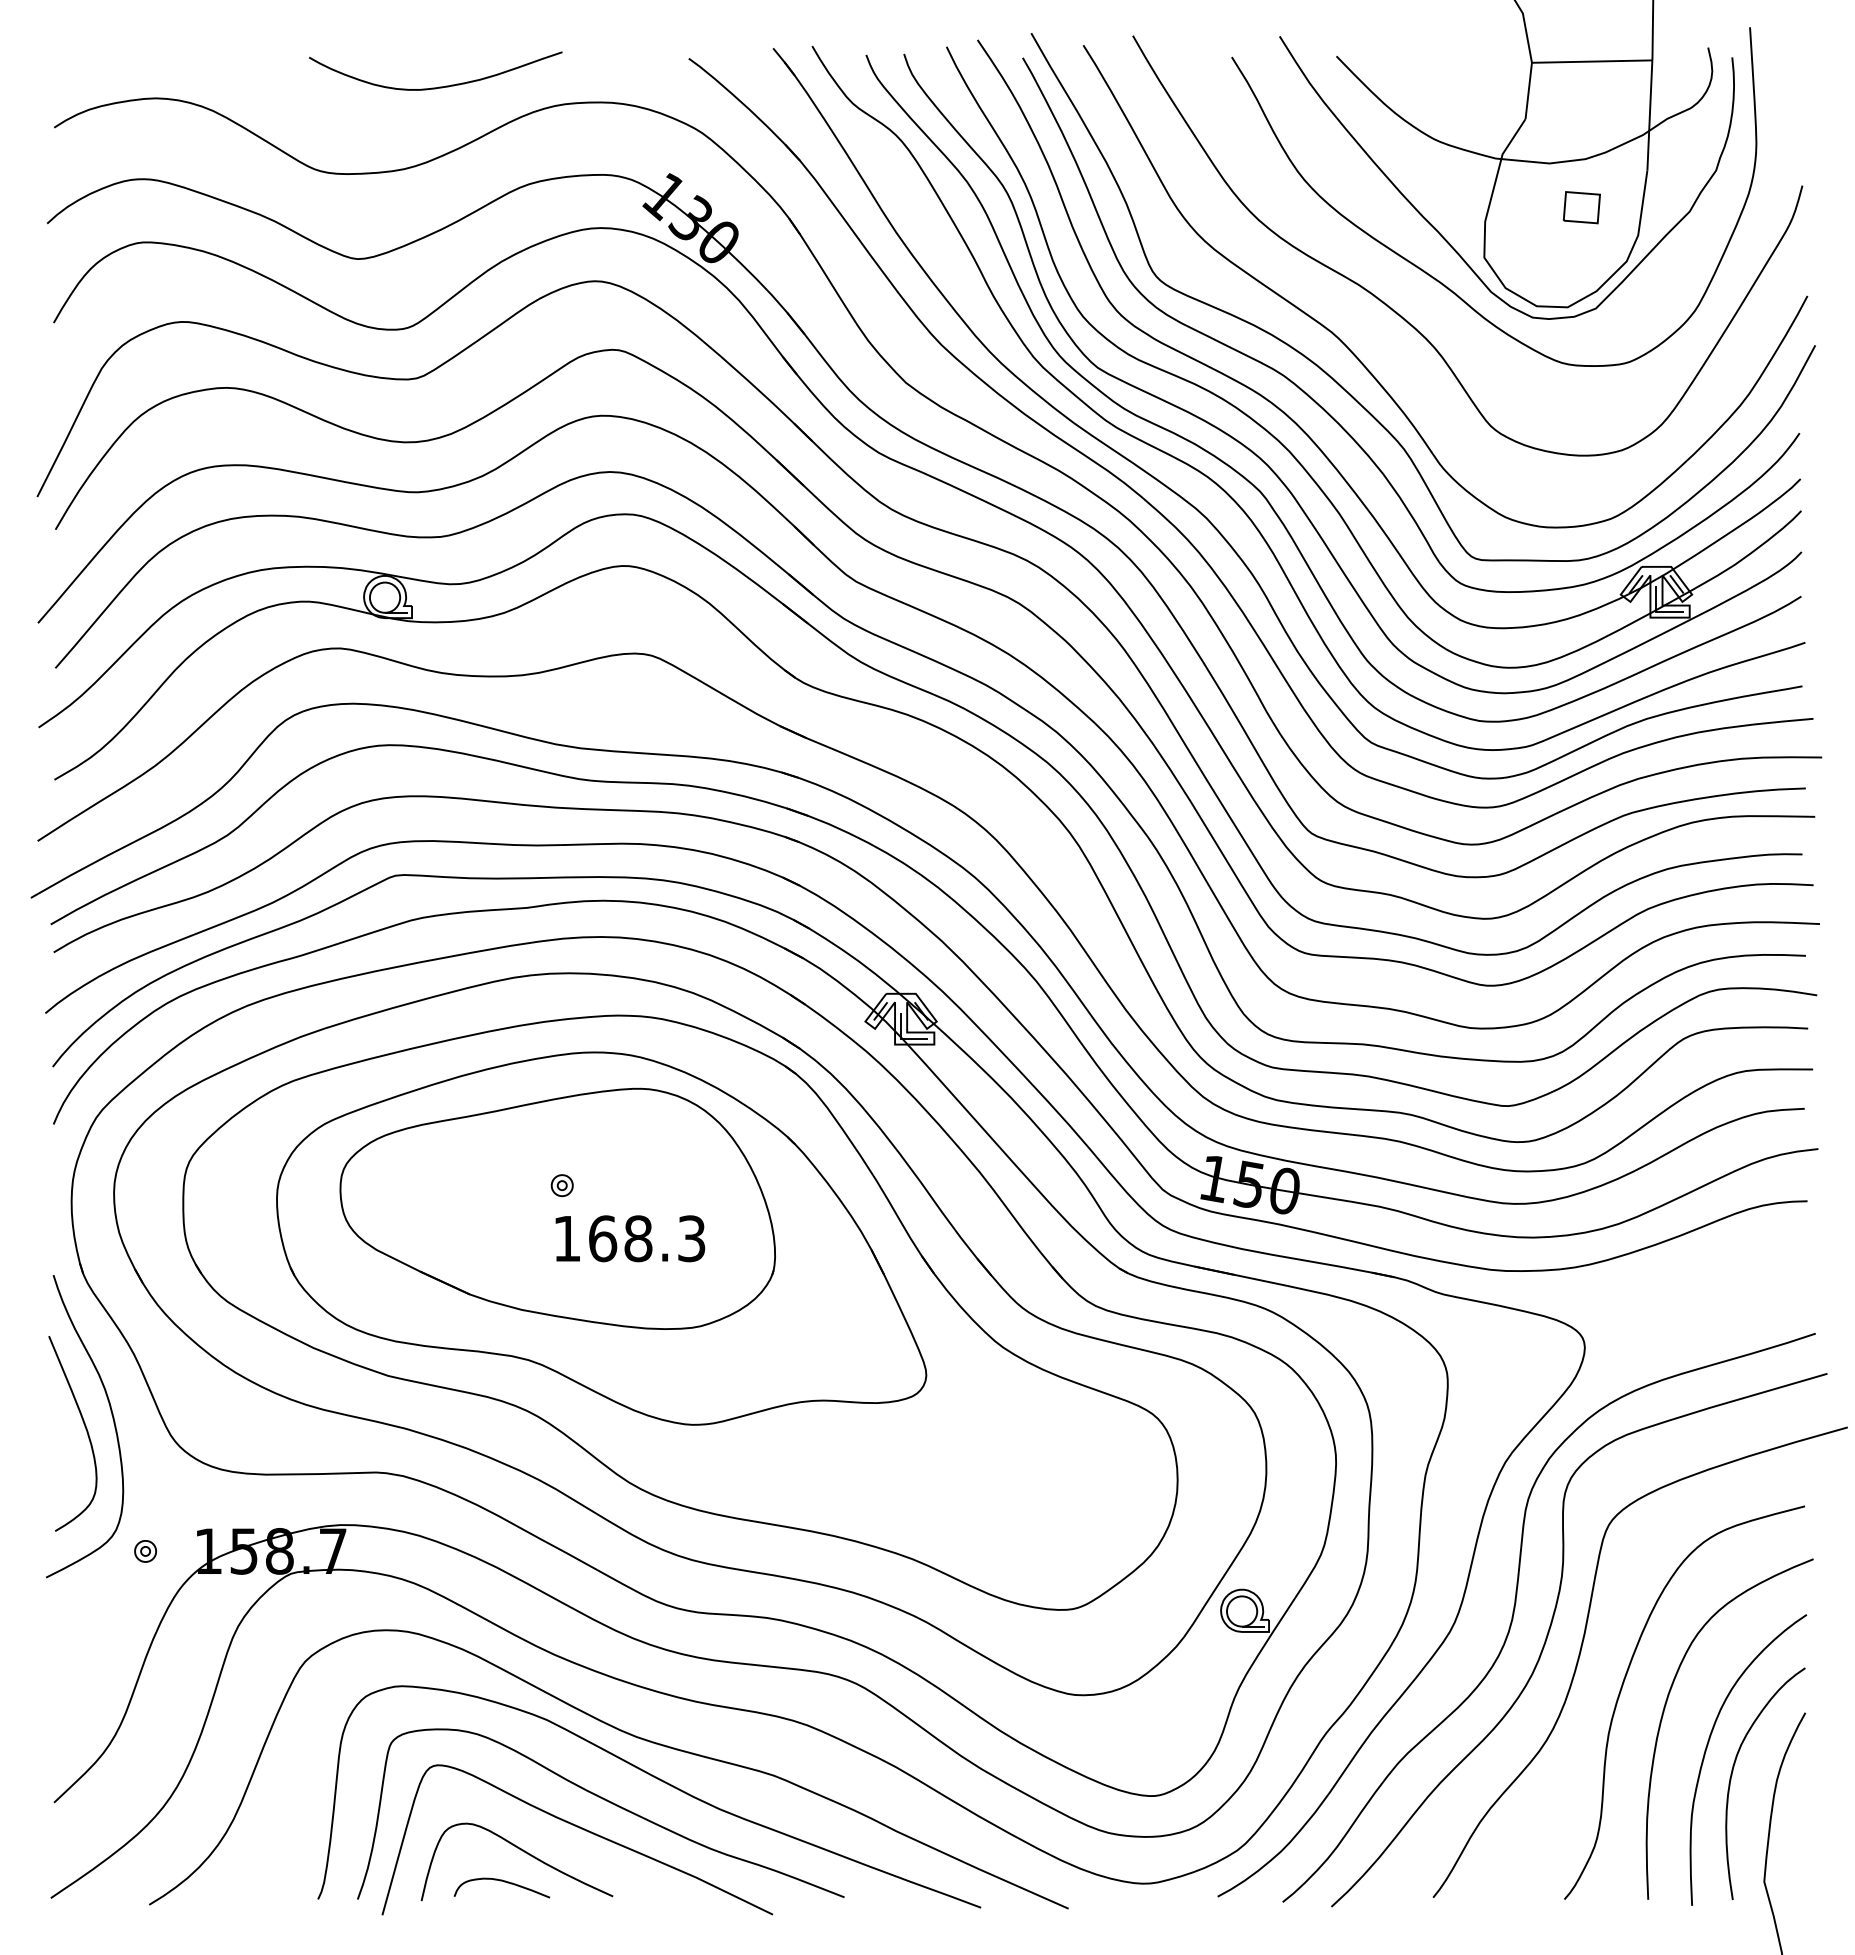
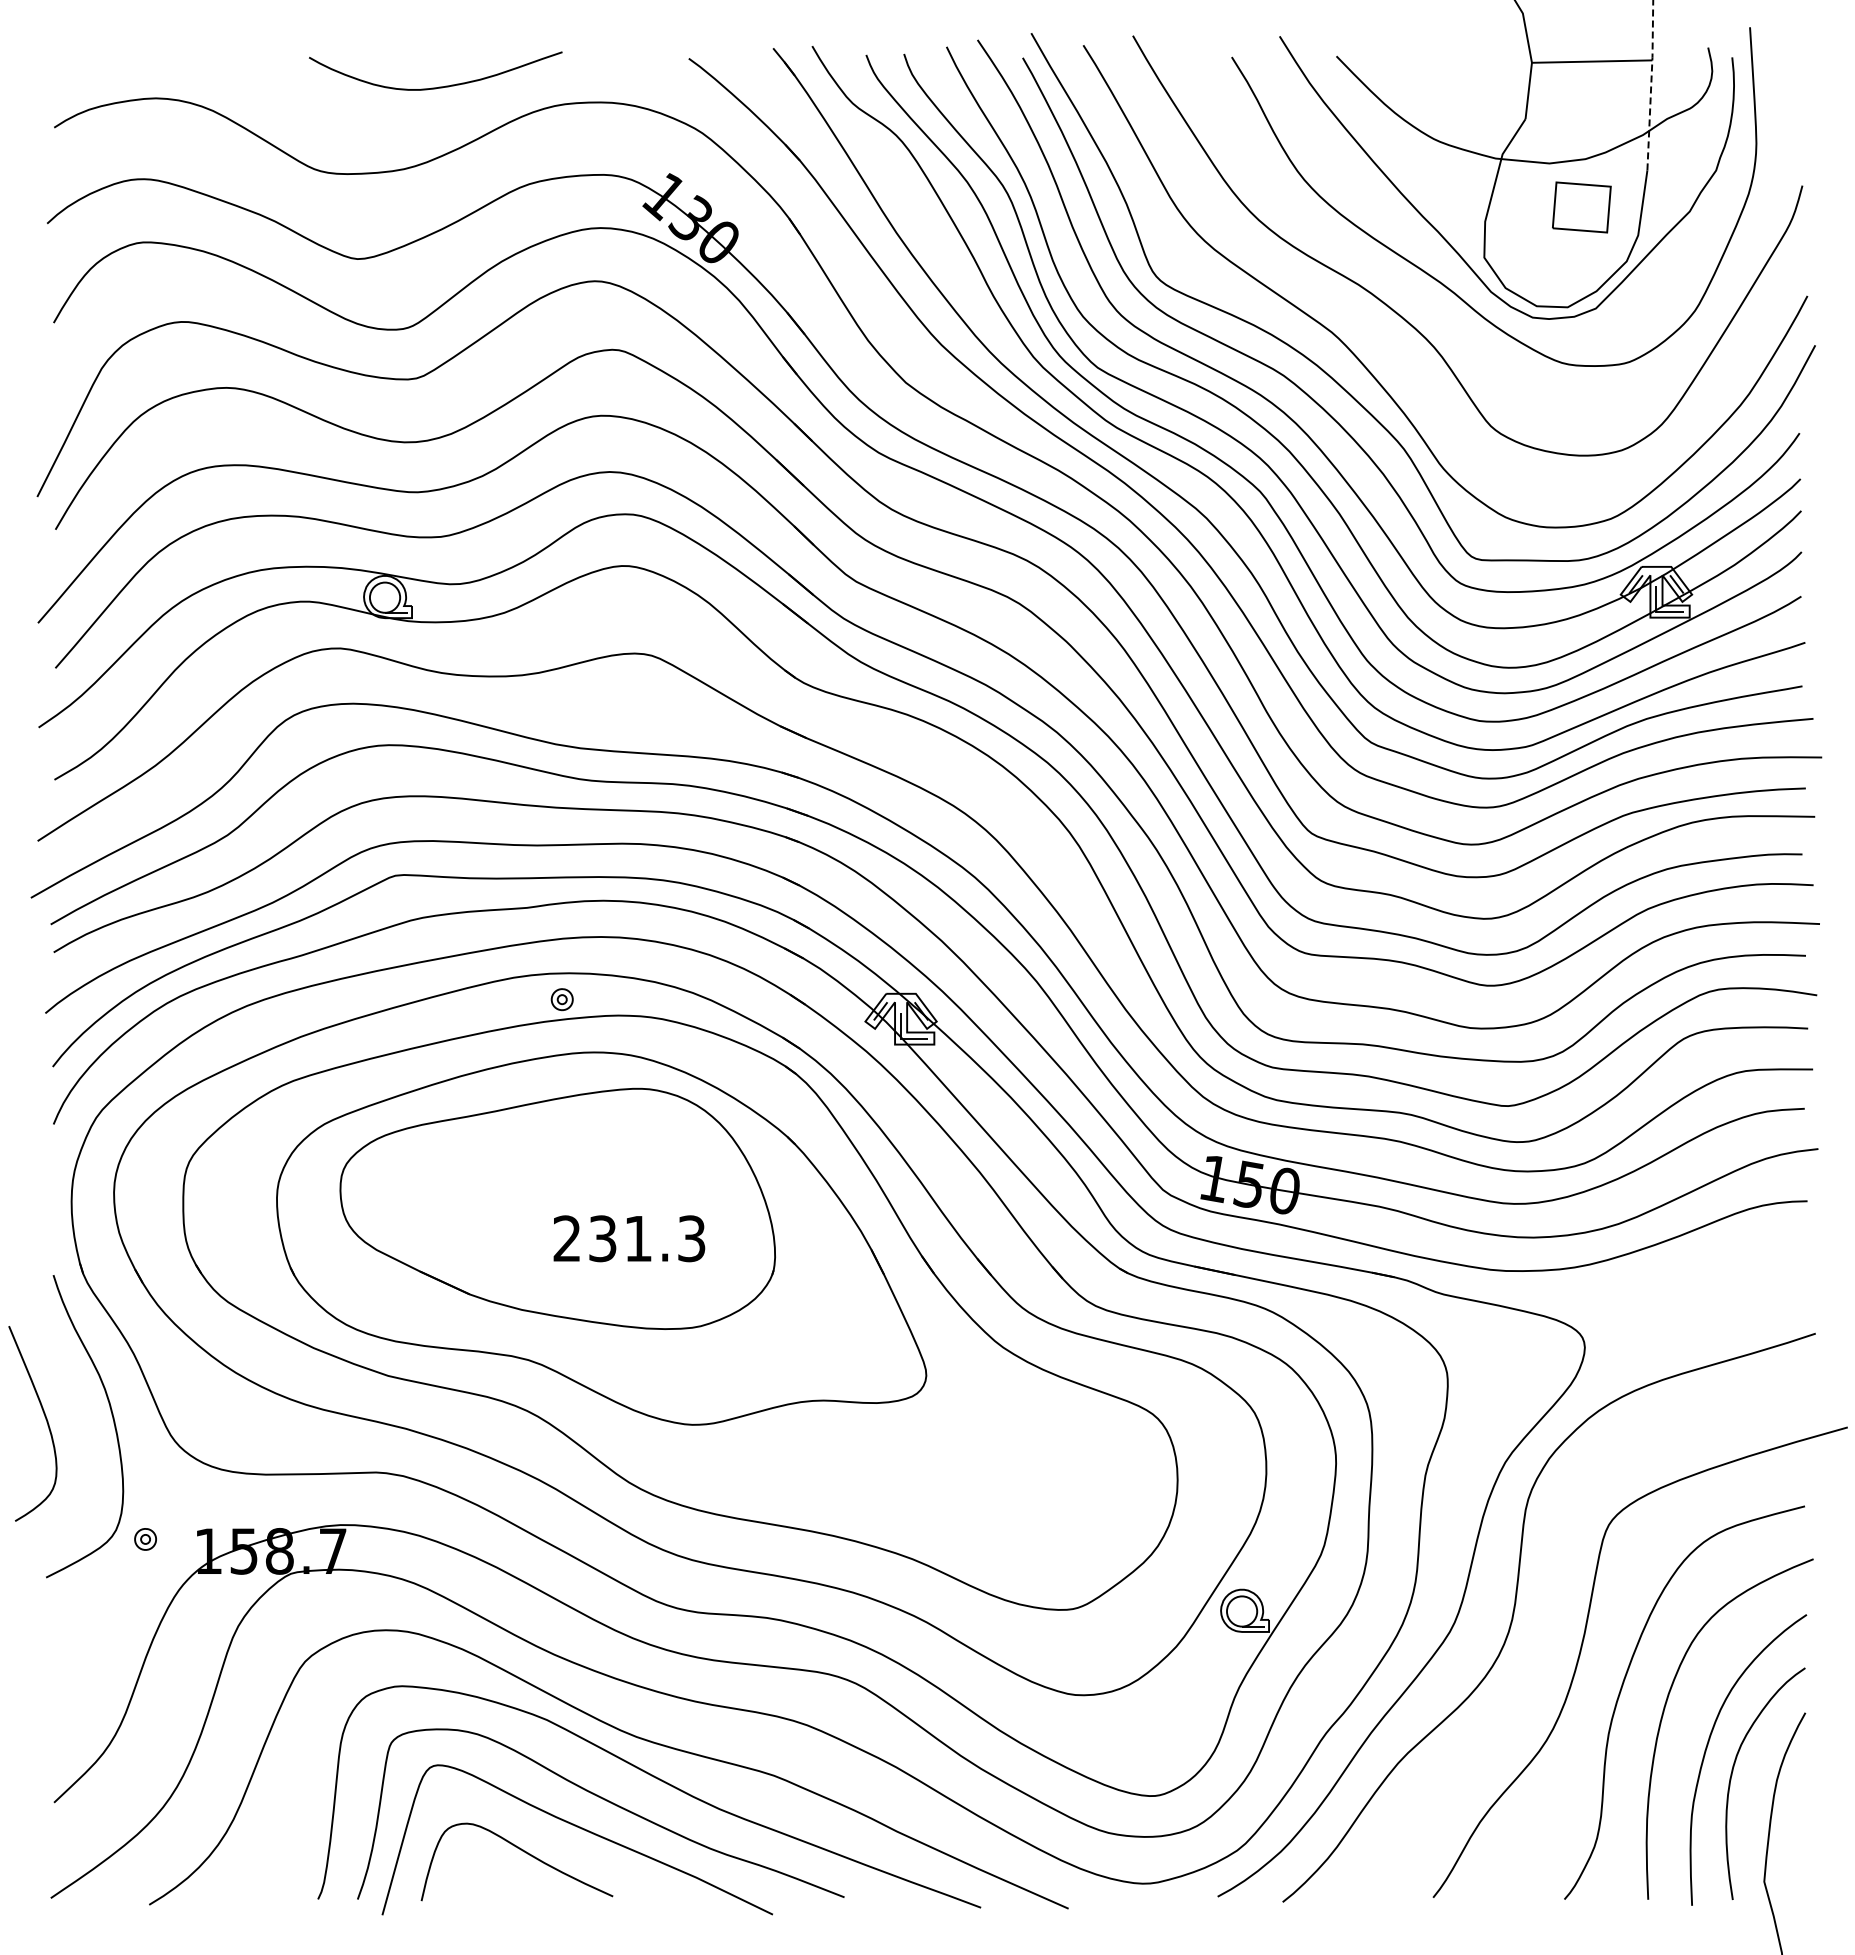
line: solid -> dashed (1651, 84)
part size: 38x34 px -> 60x53 px (1581, 207)
part position: (561, 1185) -> (561, 999) (561, 999)
text: 168.3 -> 231.3 (602, 1238)
curve position: (85, 1429) -> (45, 1419) (45, 1419)
part position: (145, 1551) -> (145, 1539) (145, 1539)
curve: present -> none (1549, 1633)
curve: present -> none (504, 1882)
